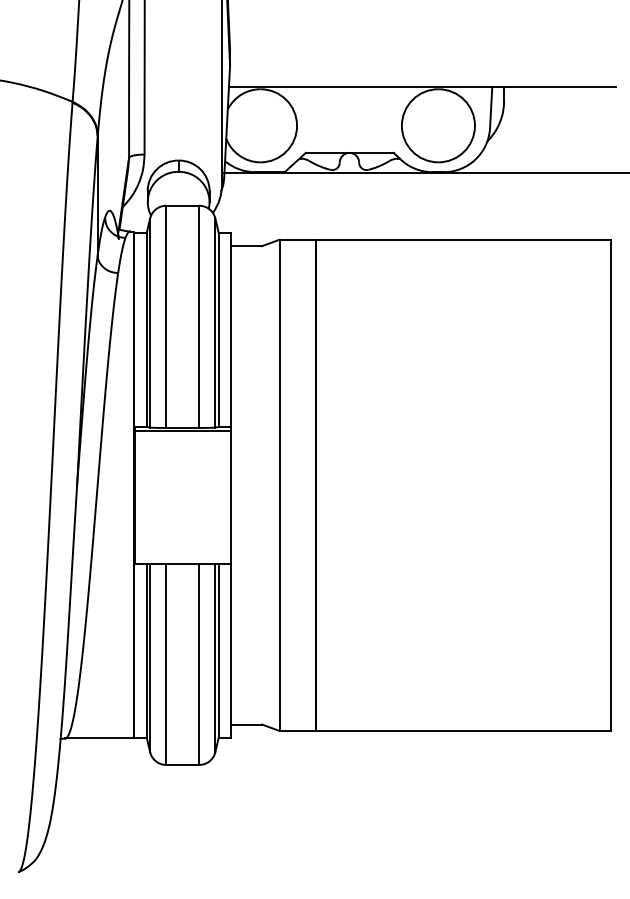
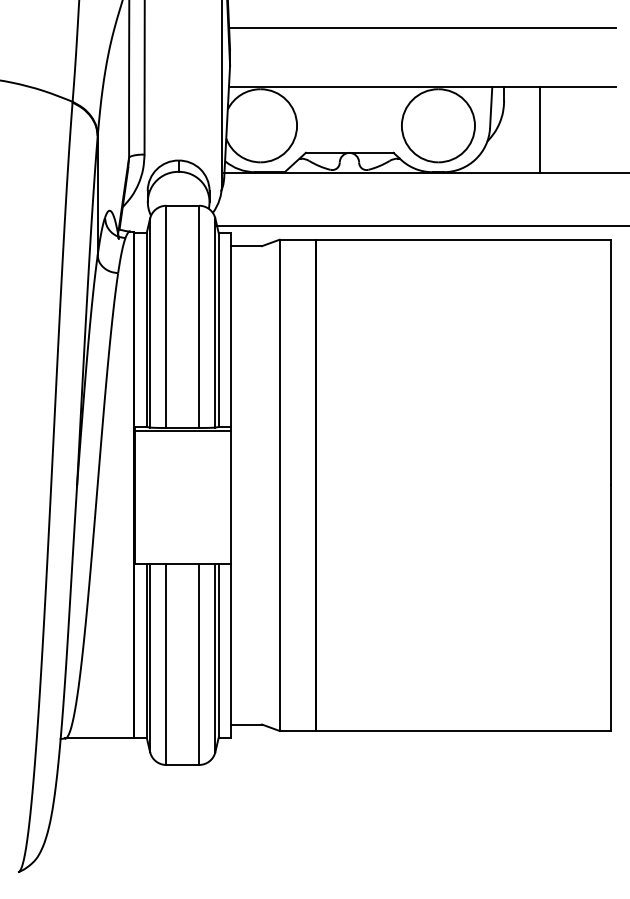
line: none -> present (422, 28)
line: none -> present (540, 130)
line: none -> present (421, 225)
